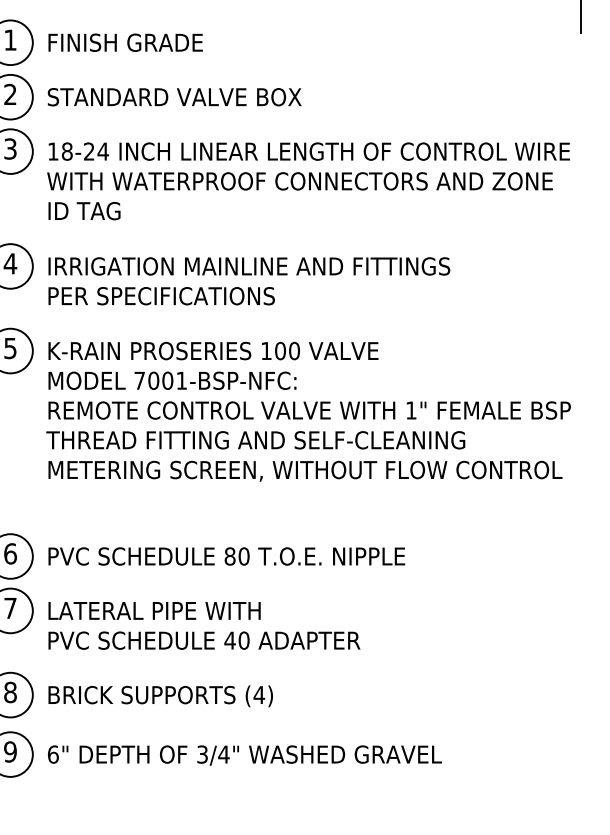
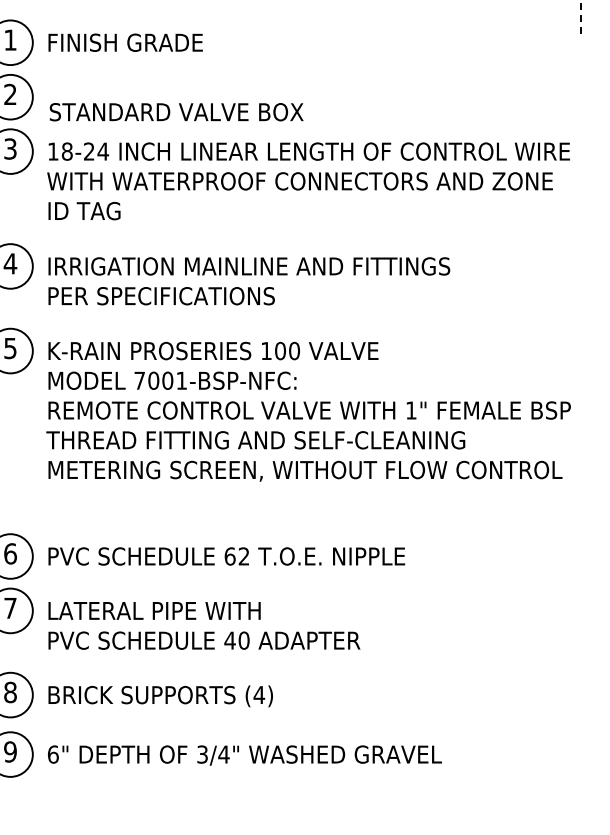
line: solid -> dashed (580, 16)
text position: (174, 97) -> (176, 112) (176, 112)
text: 80 -> 62 (236, 556)
